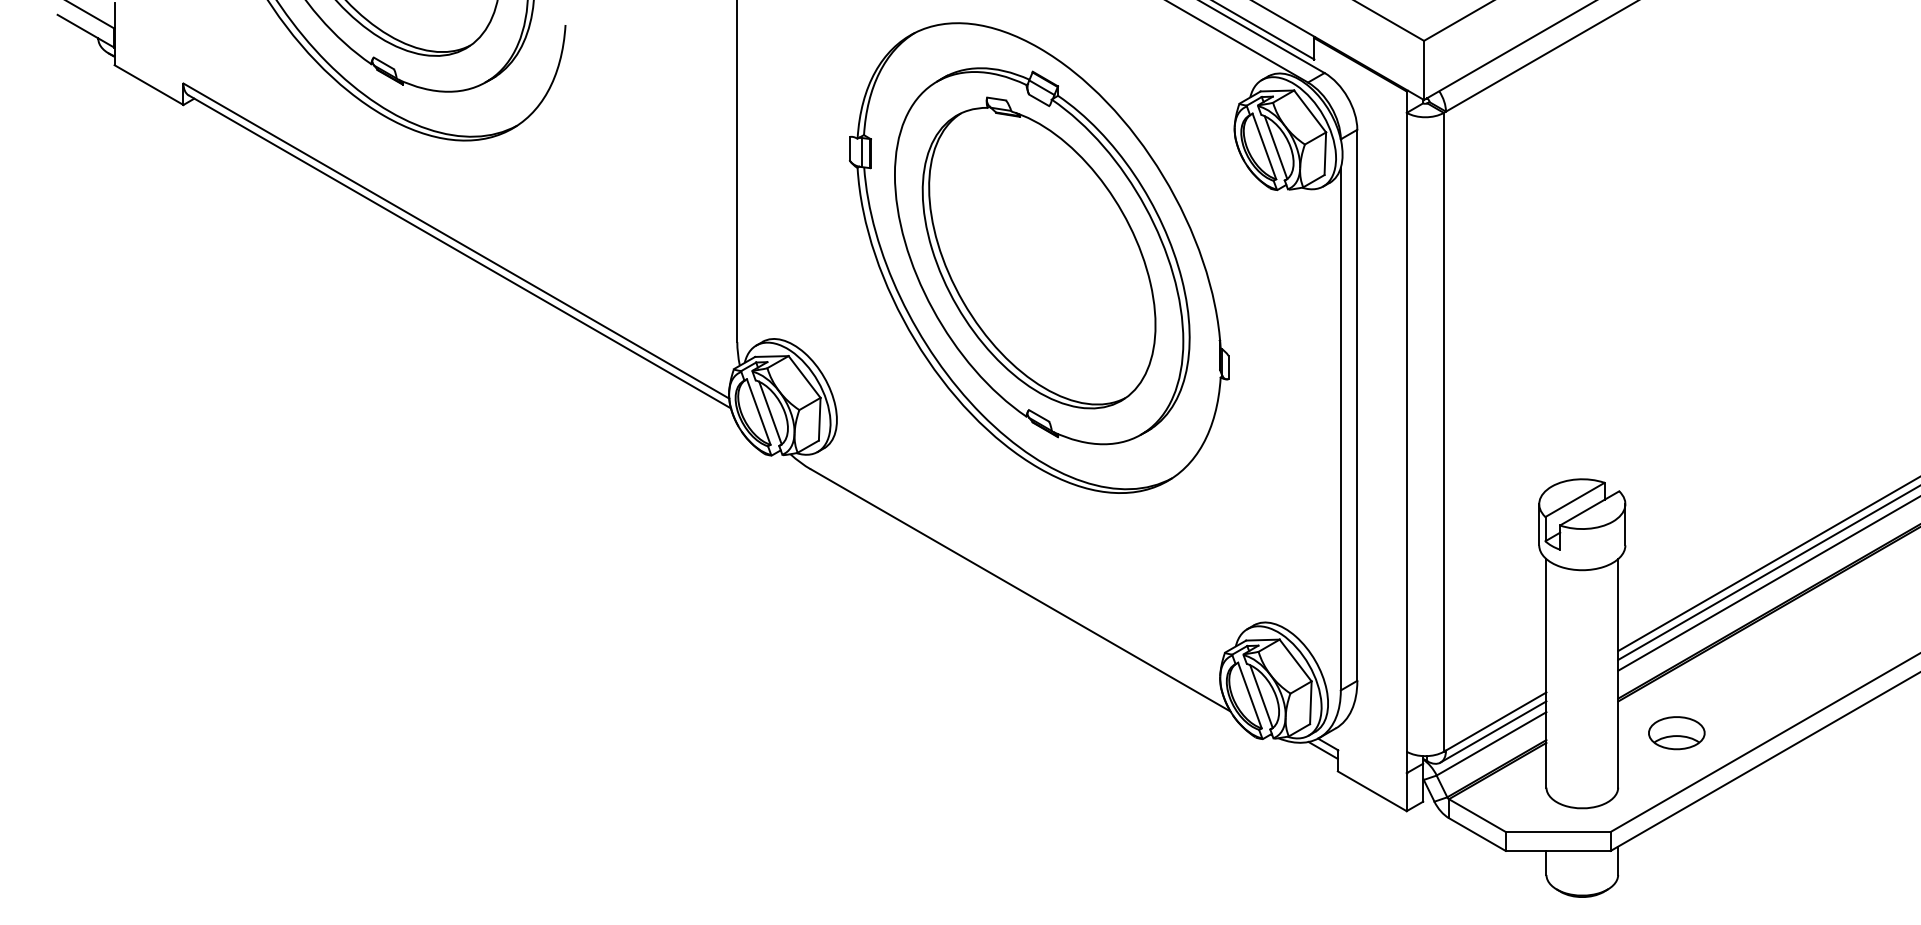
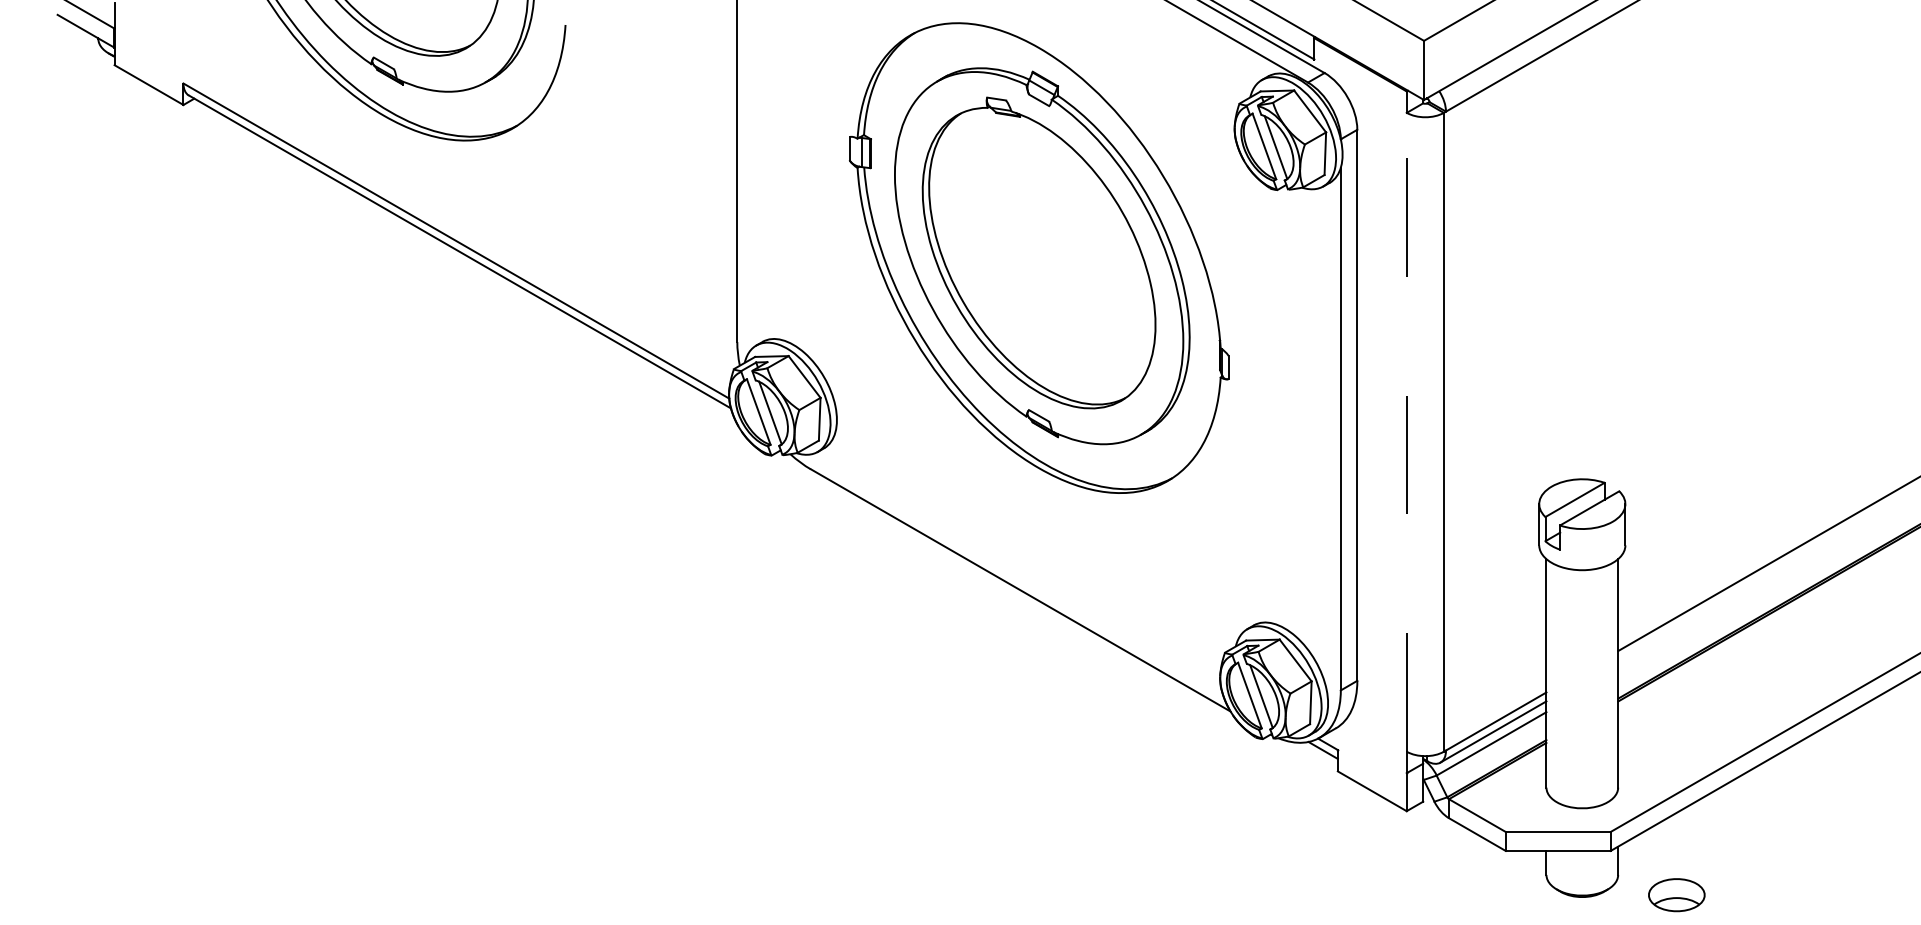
line: solid -> dashed (1406, 431)
line: present -> none (1767, 573)
line: present -> none (1767, 584)
part position: (1676, 733) -> (1676, 895) (1676, 895)
